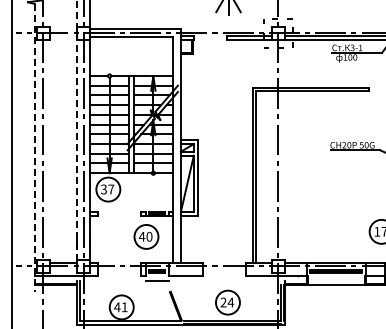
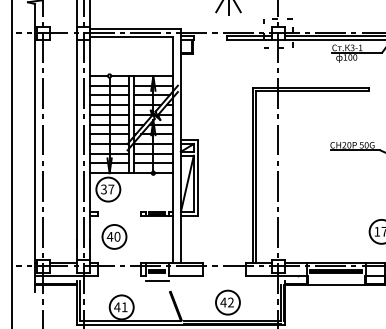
line: dashed -> solid (77, 130)
line: dashed -> solid (35, 148)
part position: (146, 236) -> (114, 236) (114, 236)
text: 24 -> 42 (227, 302)
